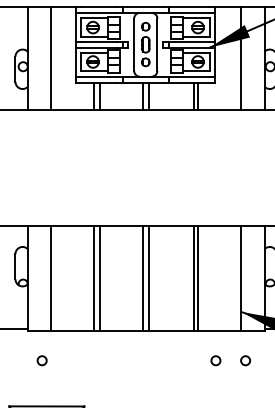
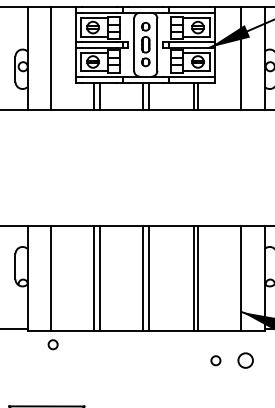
circle position: (41, 360) -> (52, 344) (52, 344)
circle size: 11x12 px -> 17x17 px (245, 360)
